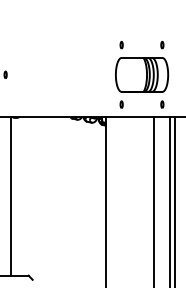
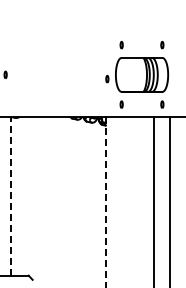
part: none -> present (107, 78)
line: solid -> dashed (11, 196)
line: present -> none (174, 200)
line: solid -> dashed (106, 202)
